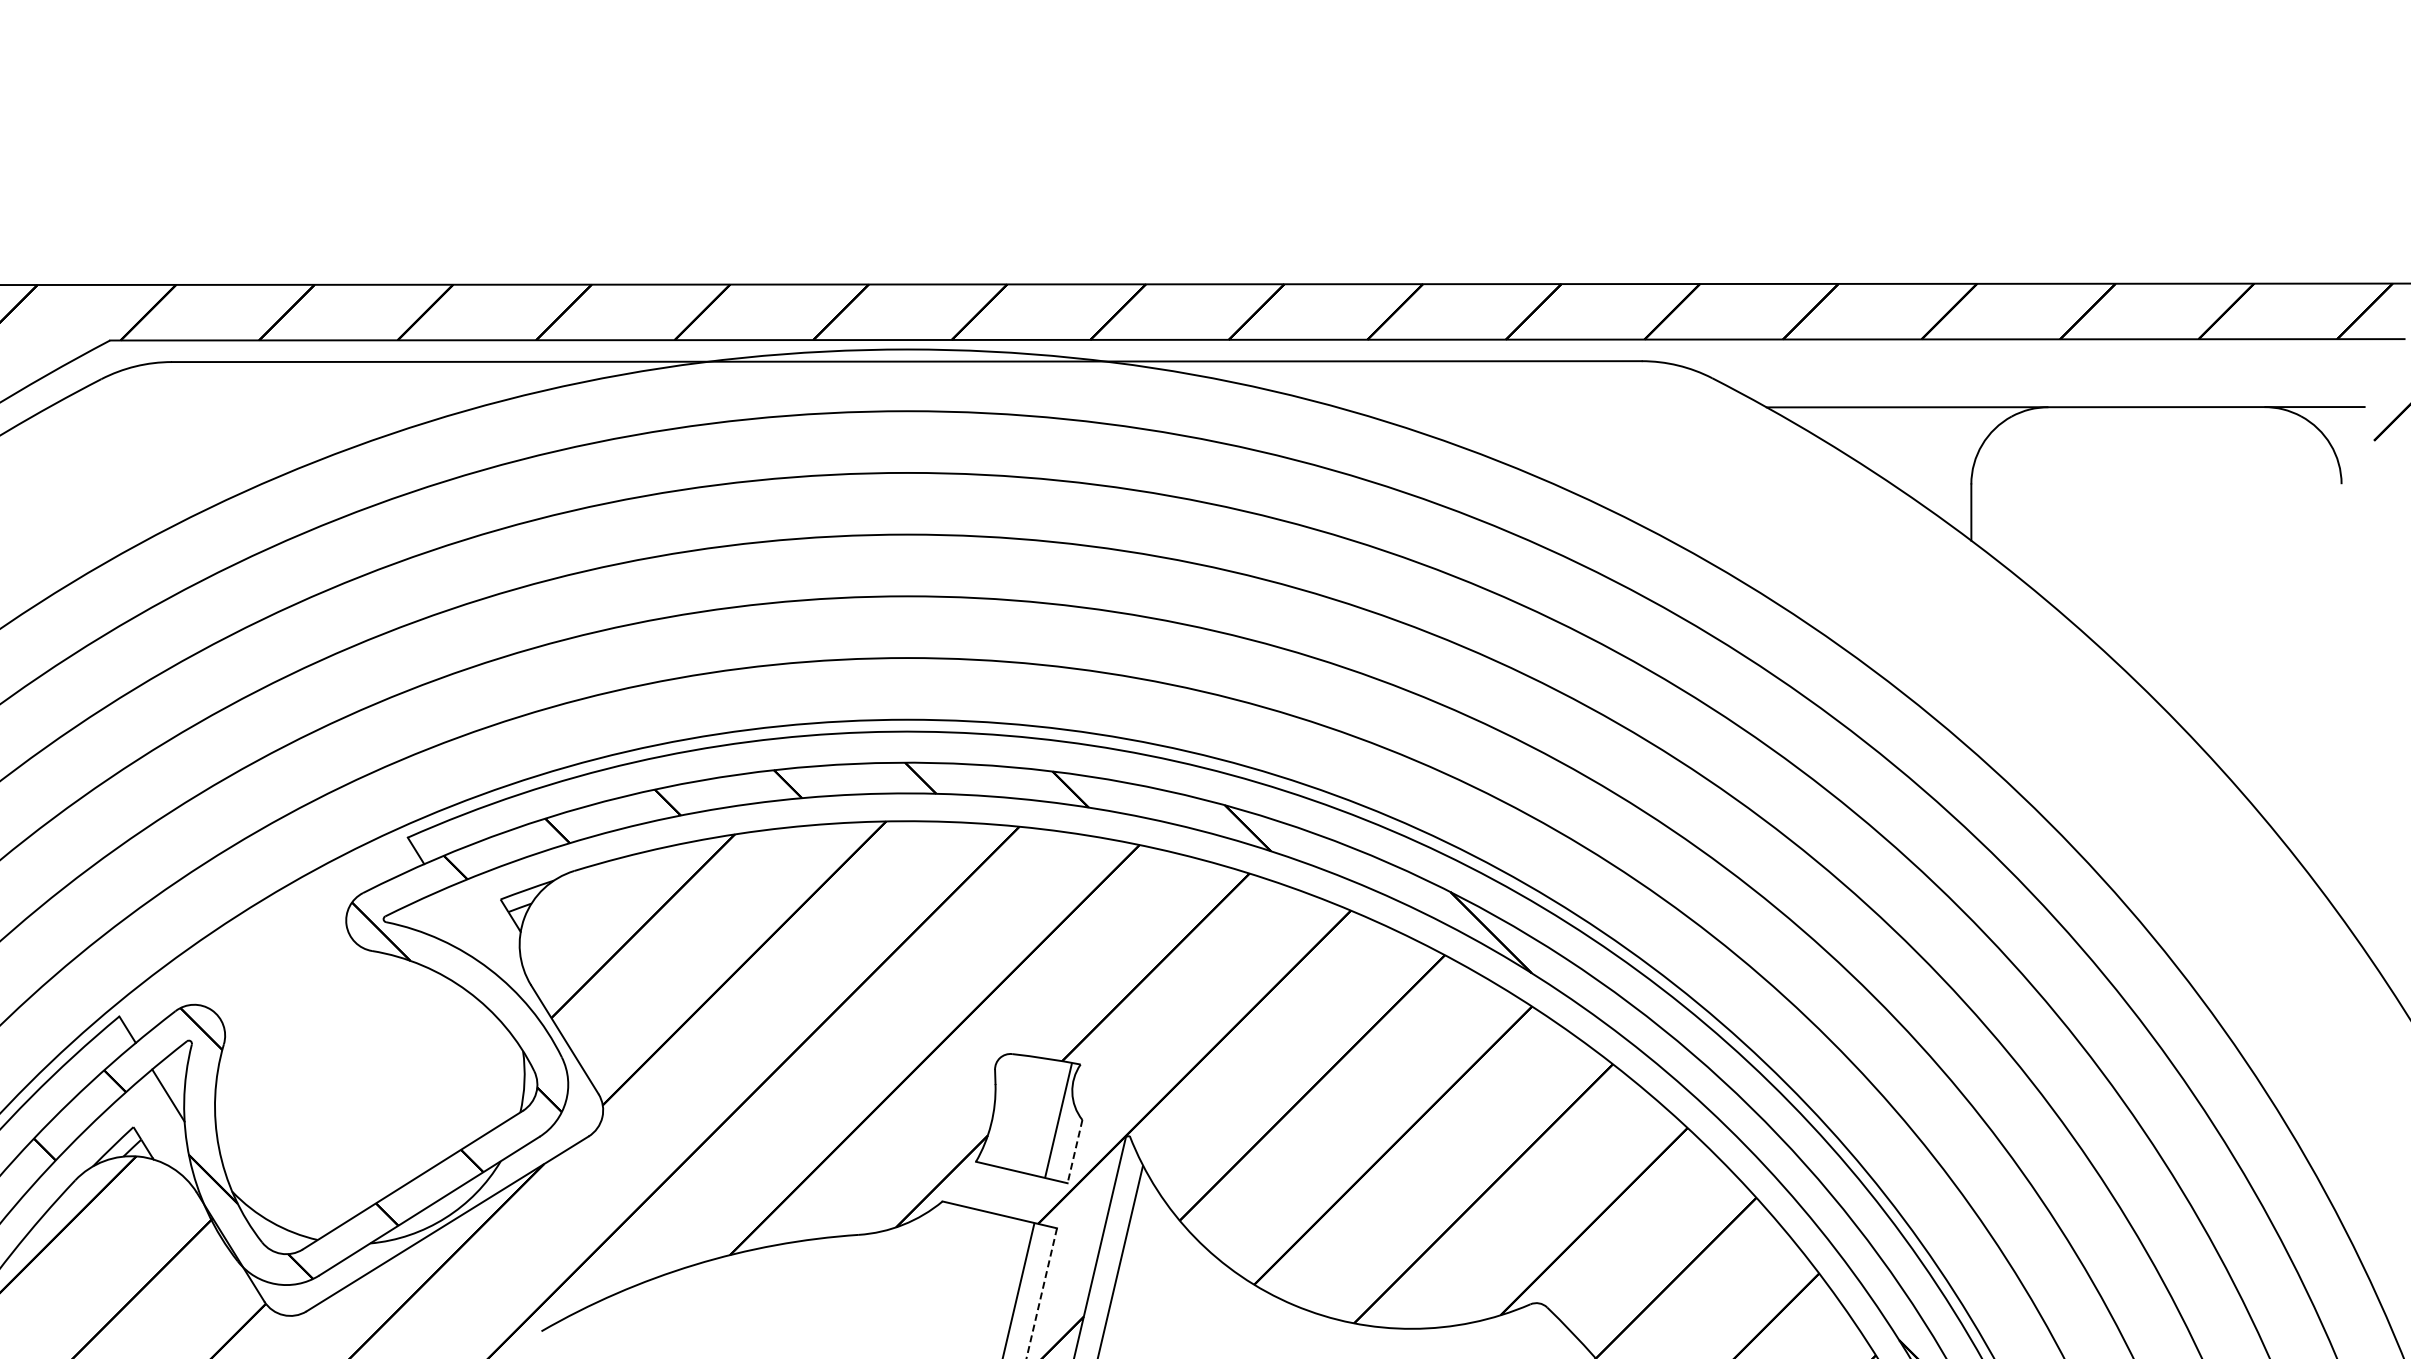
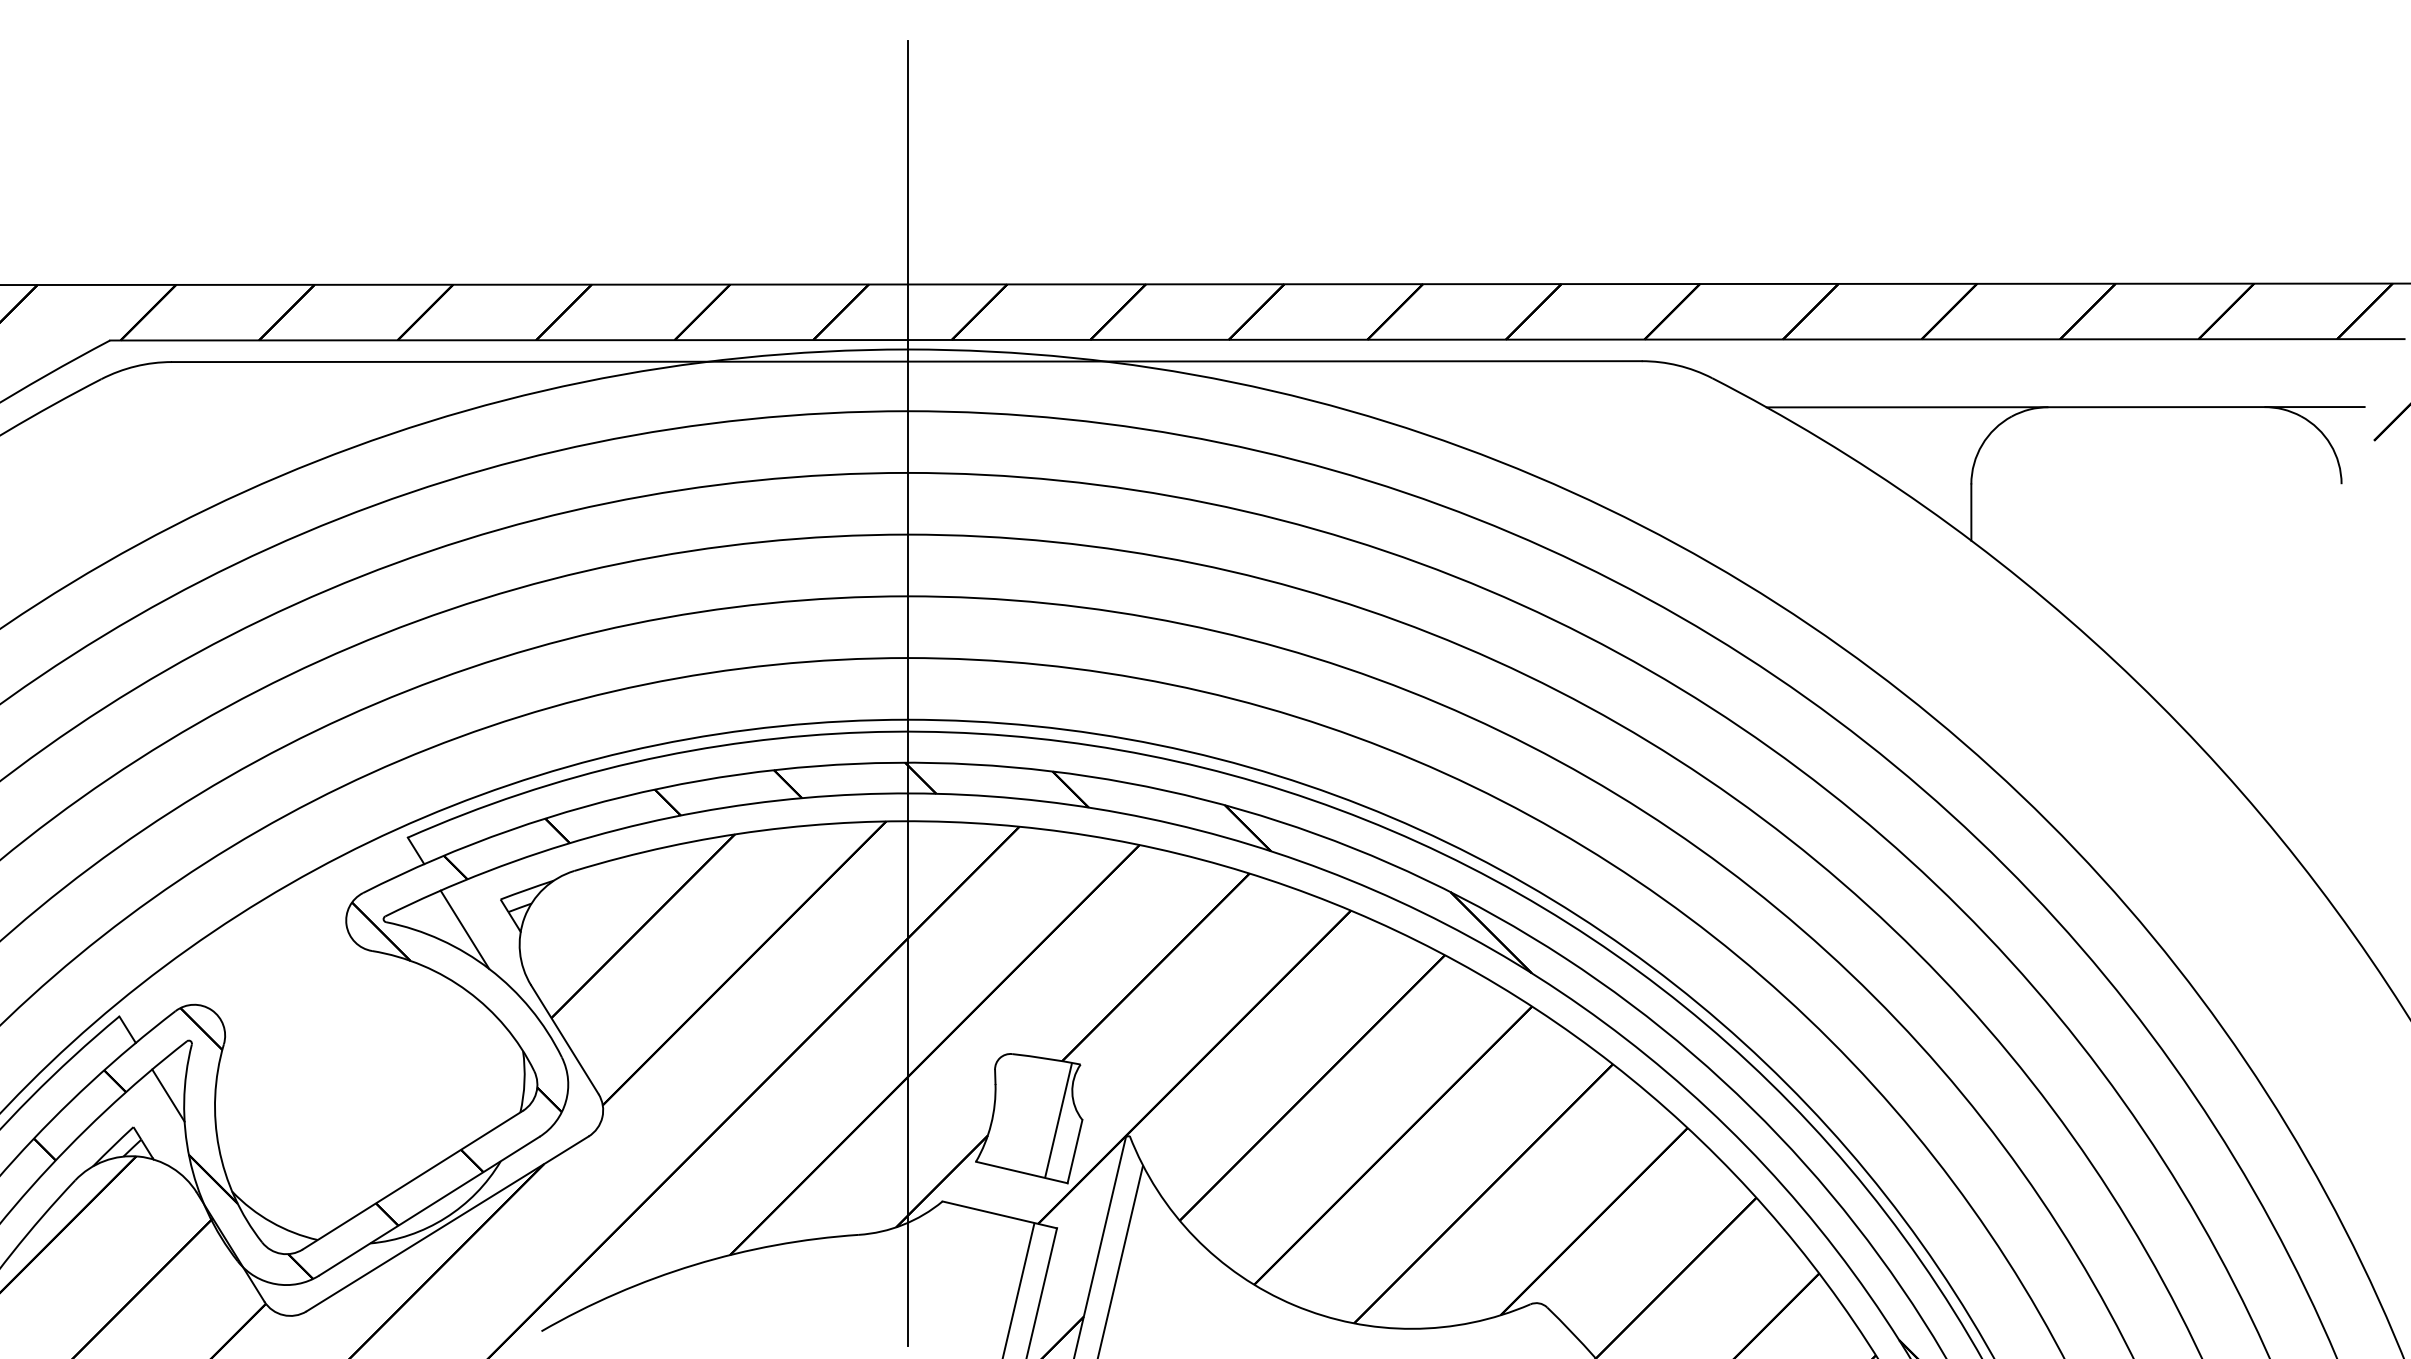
line: none -> present (907, 692)
line: none -> present (464, 929)
line: dashed -> solid (1074, 1152)
line: dashed -> solid (1041, 1293)
